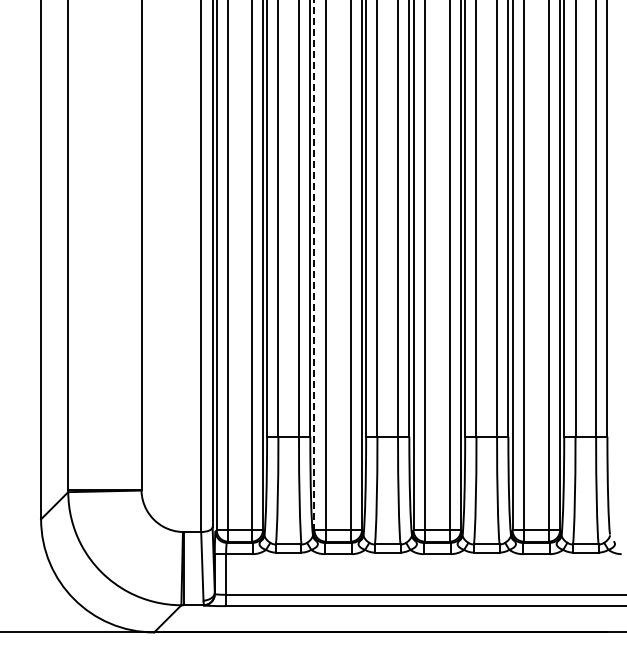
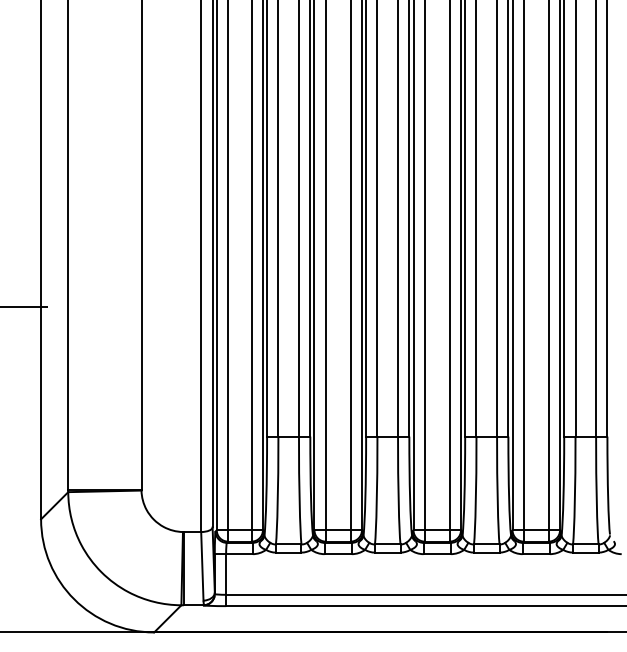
line: dashed -> solid (314, 265)
line: none -> present (25, 307)
